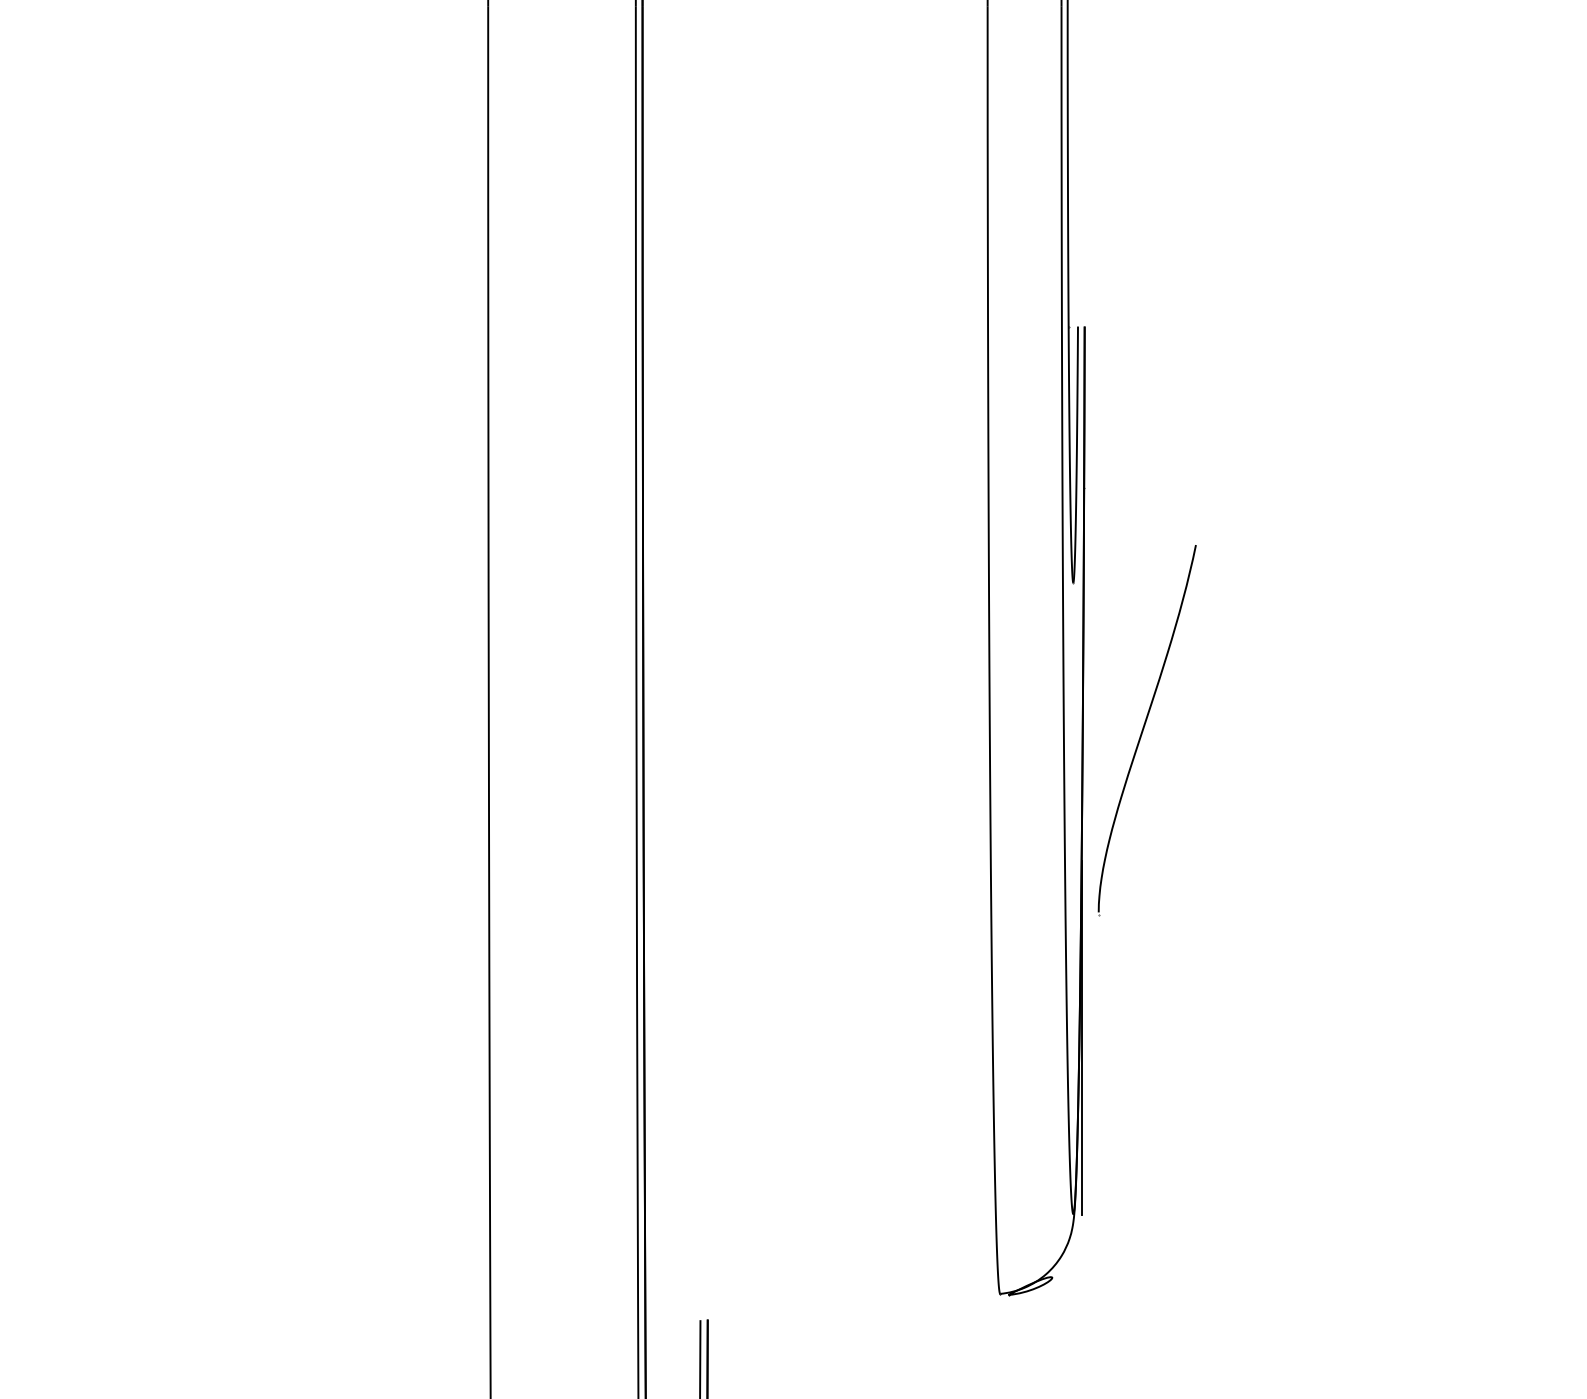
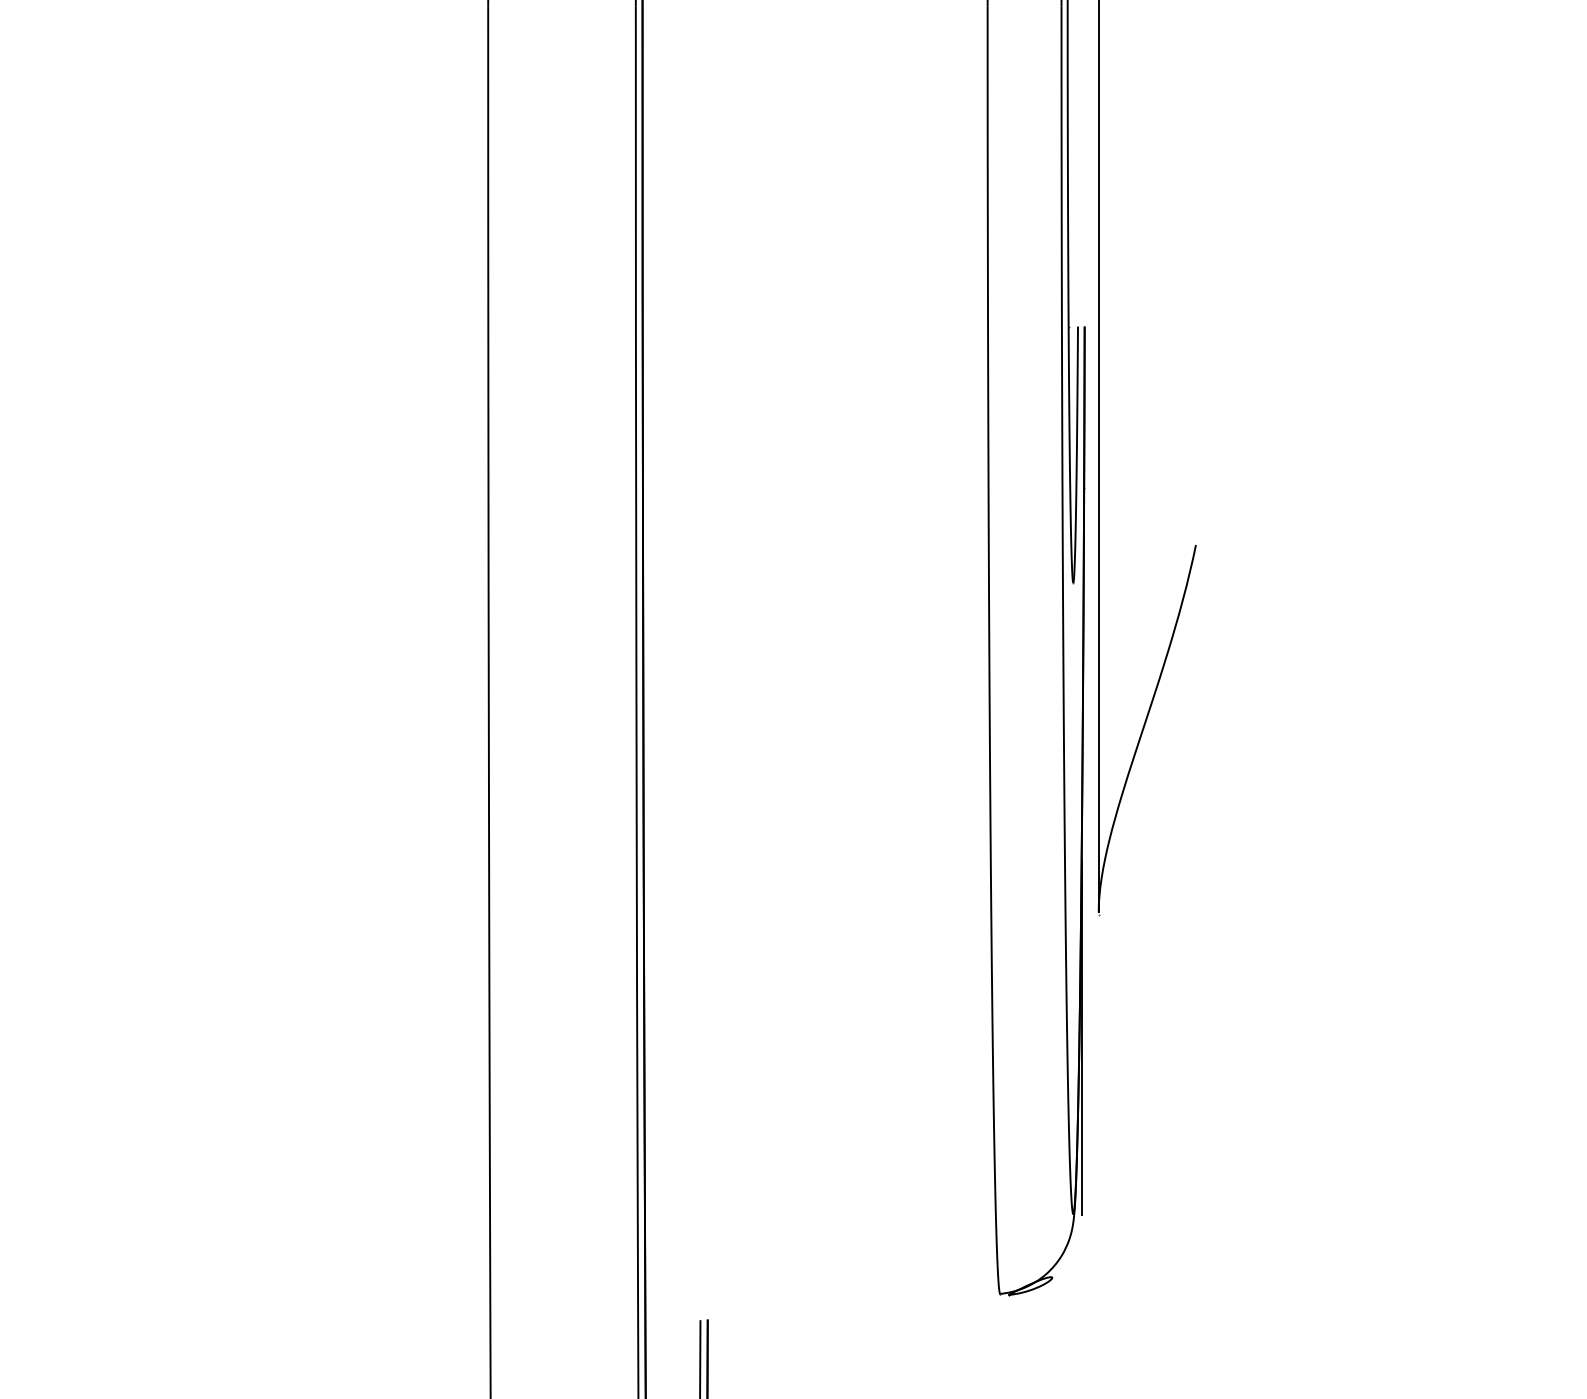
line: none -> present (1098, 457)
